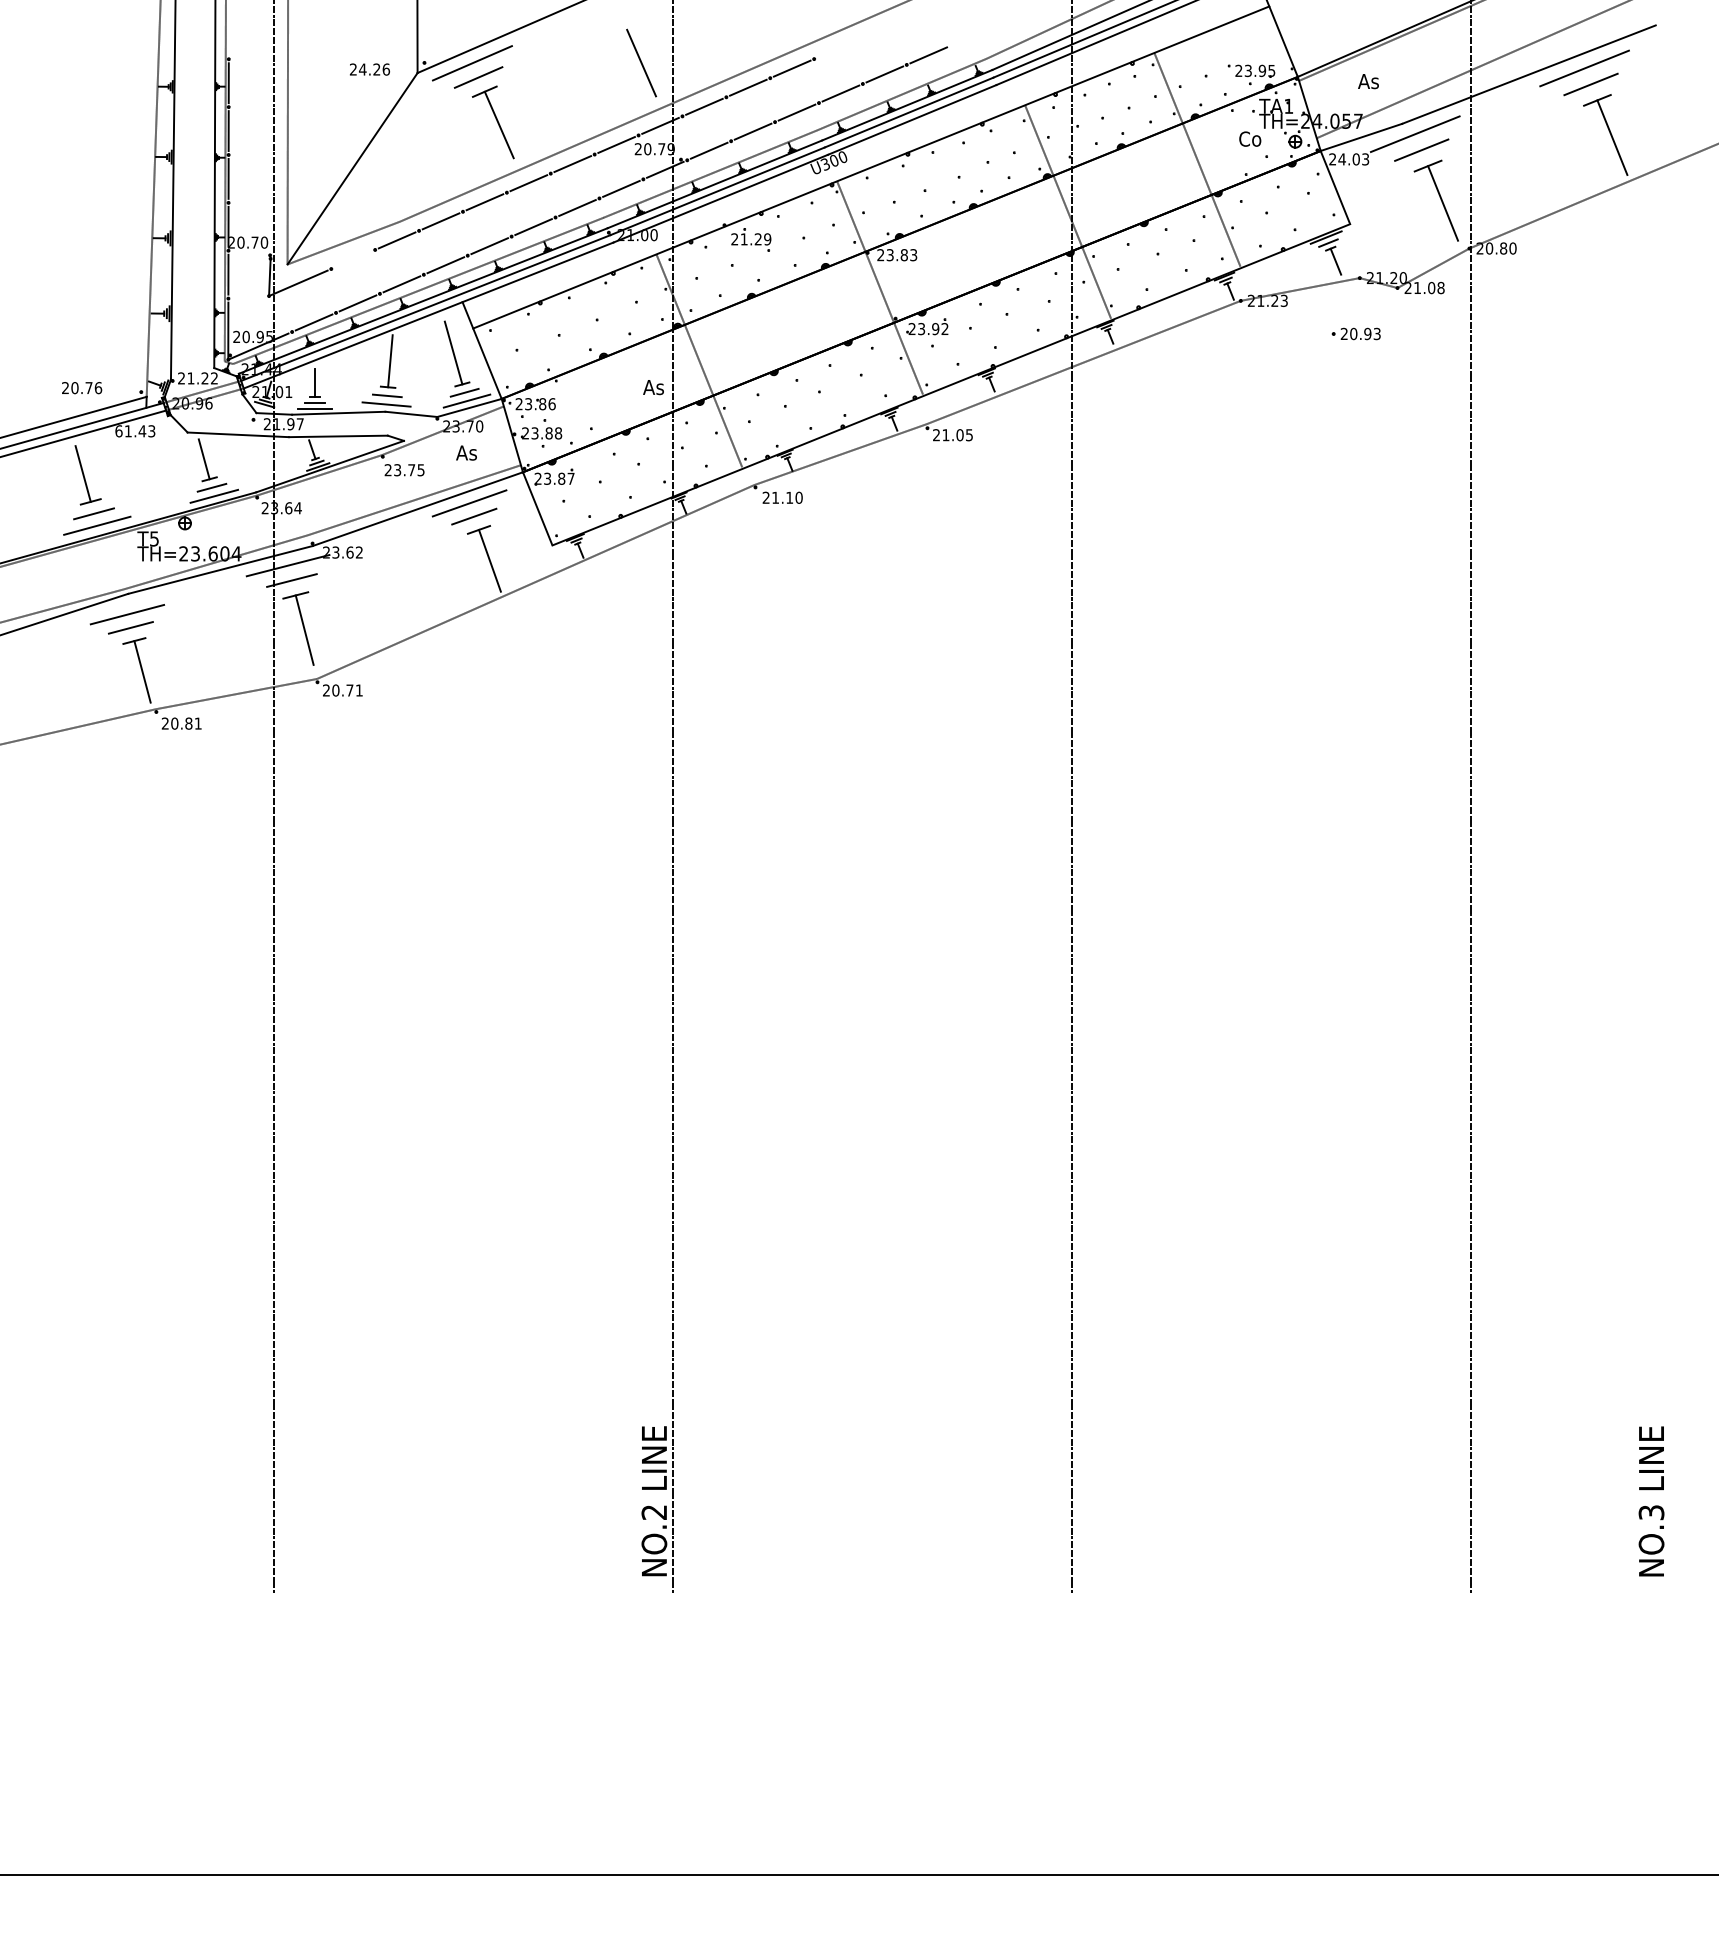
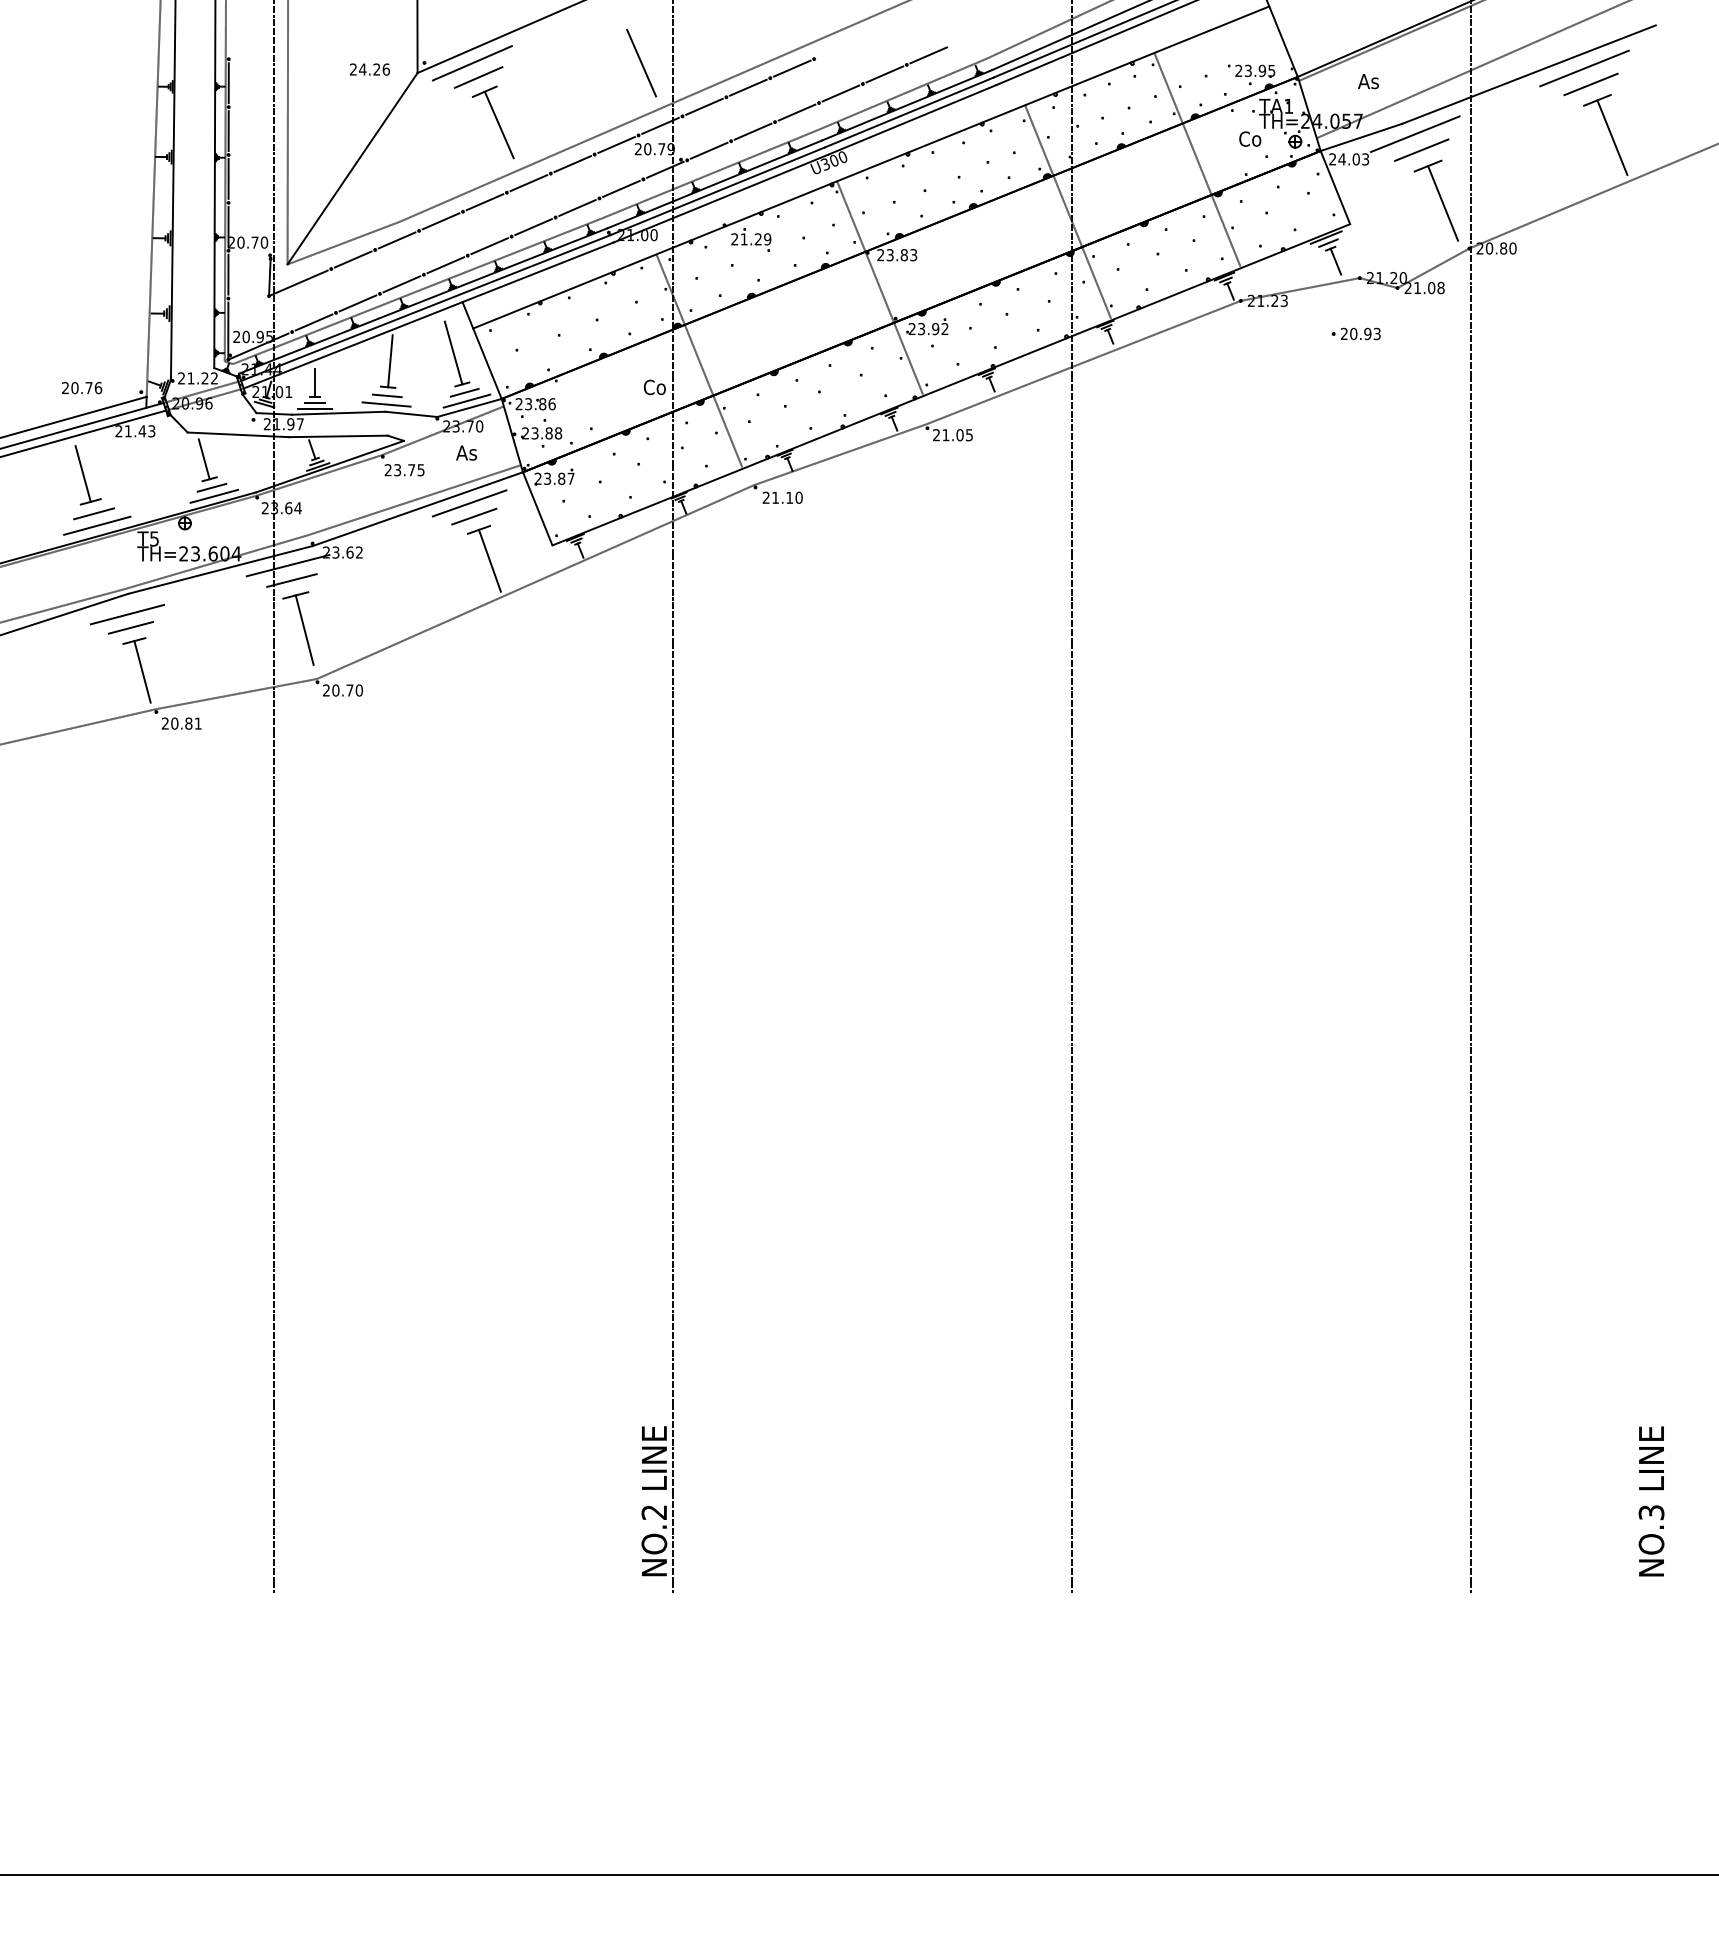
line: none -> present (352, 259)
text: As -> Co (654, 387)
text: 61.43 -> 21.43 (118, 431)
text: 20.71 -> 20.70 (359, 690)
